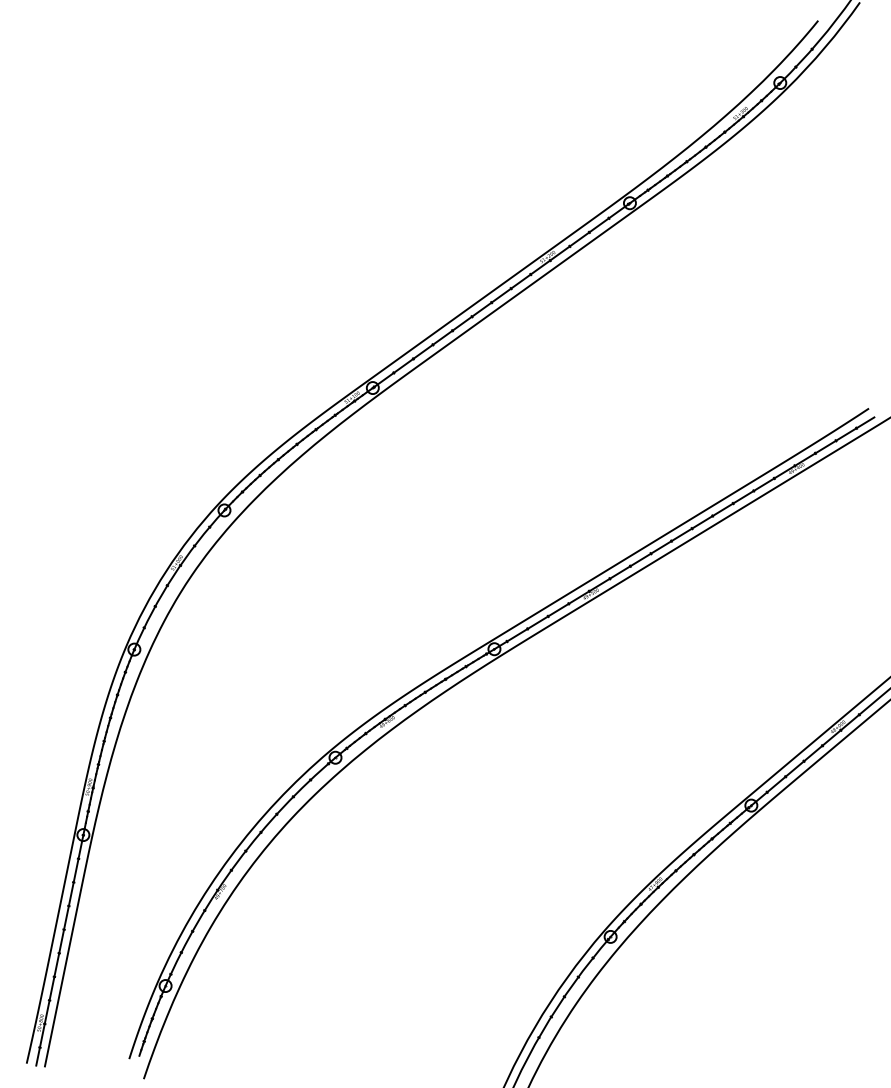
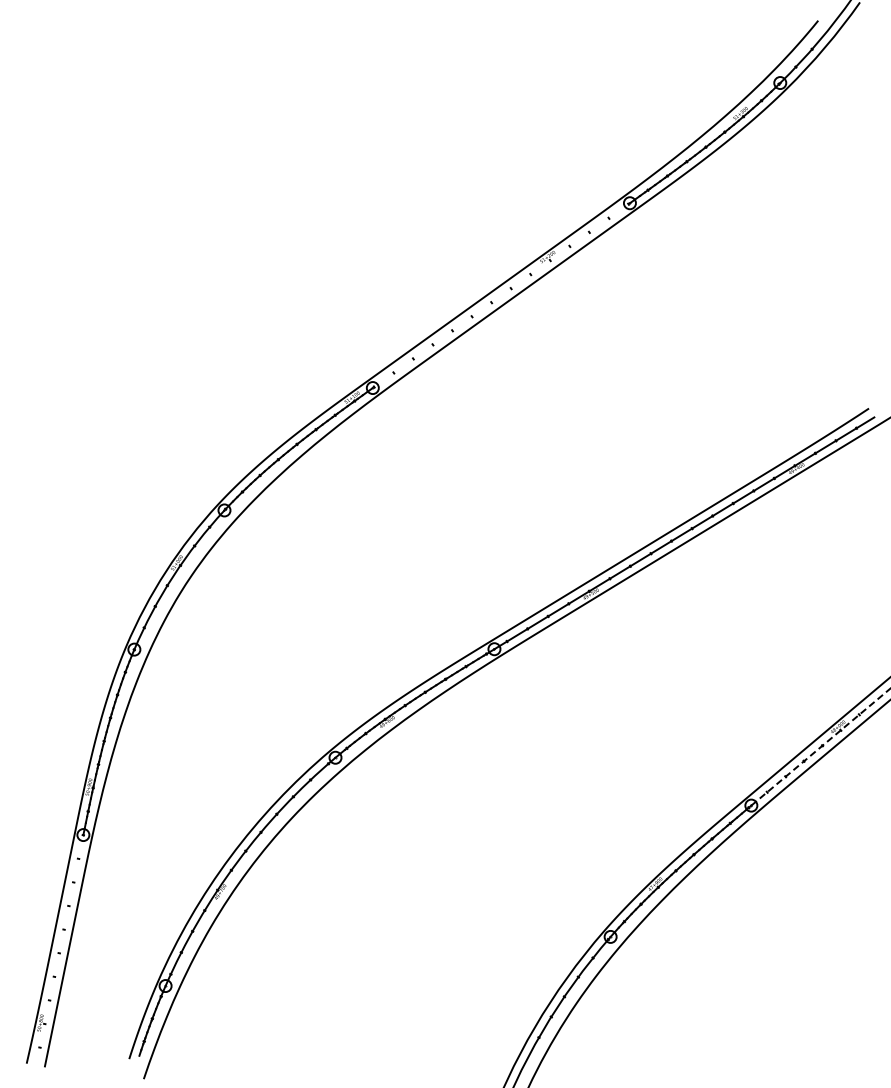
line: present -> none (500, 295)
line: solid -> dashed (820, 747)
line: present -> none (59, 950)
